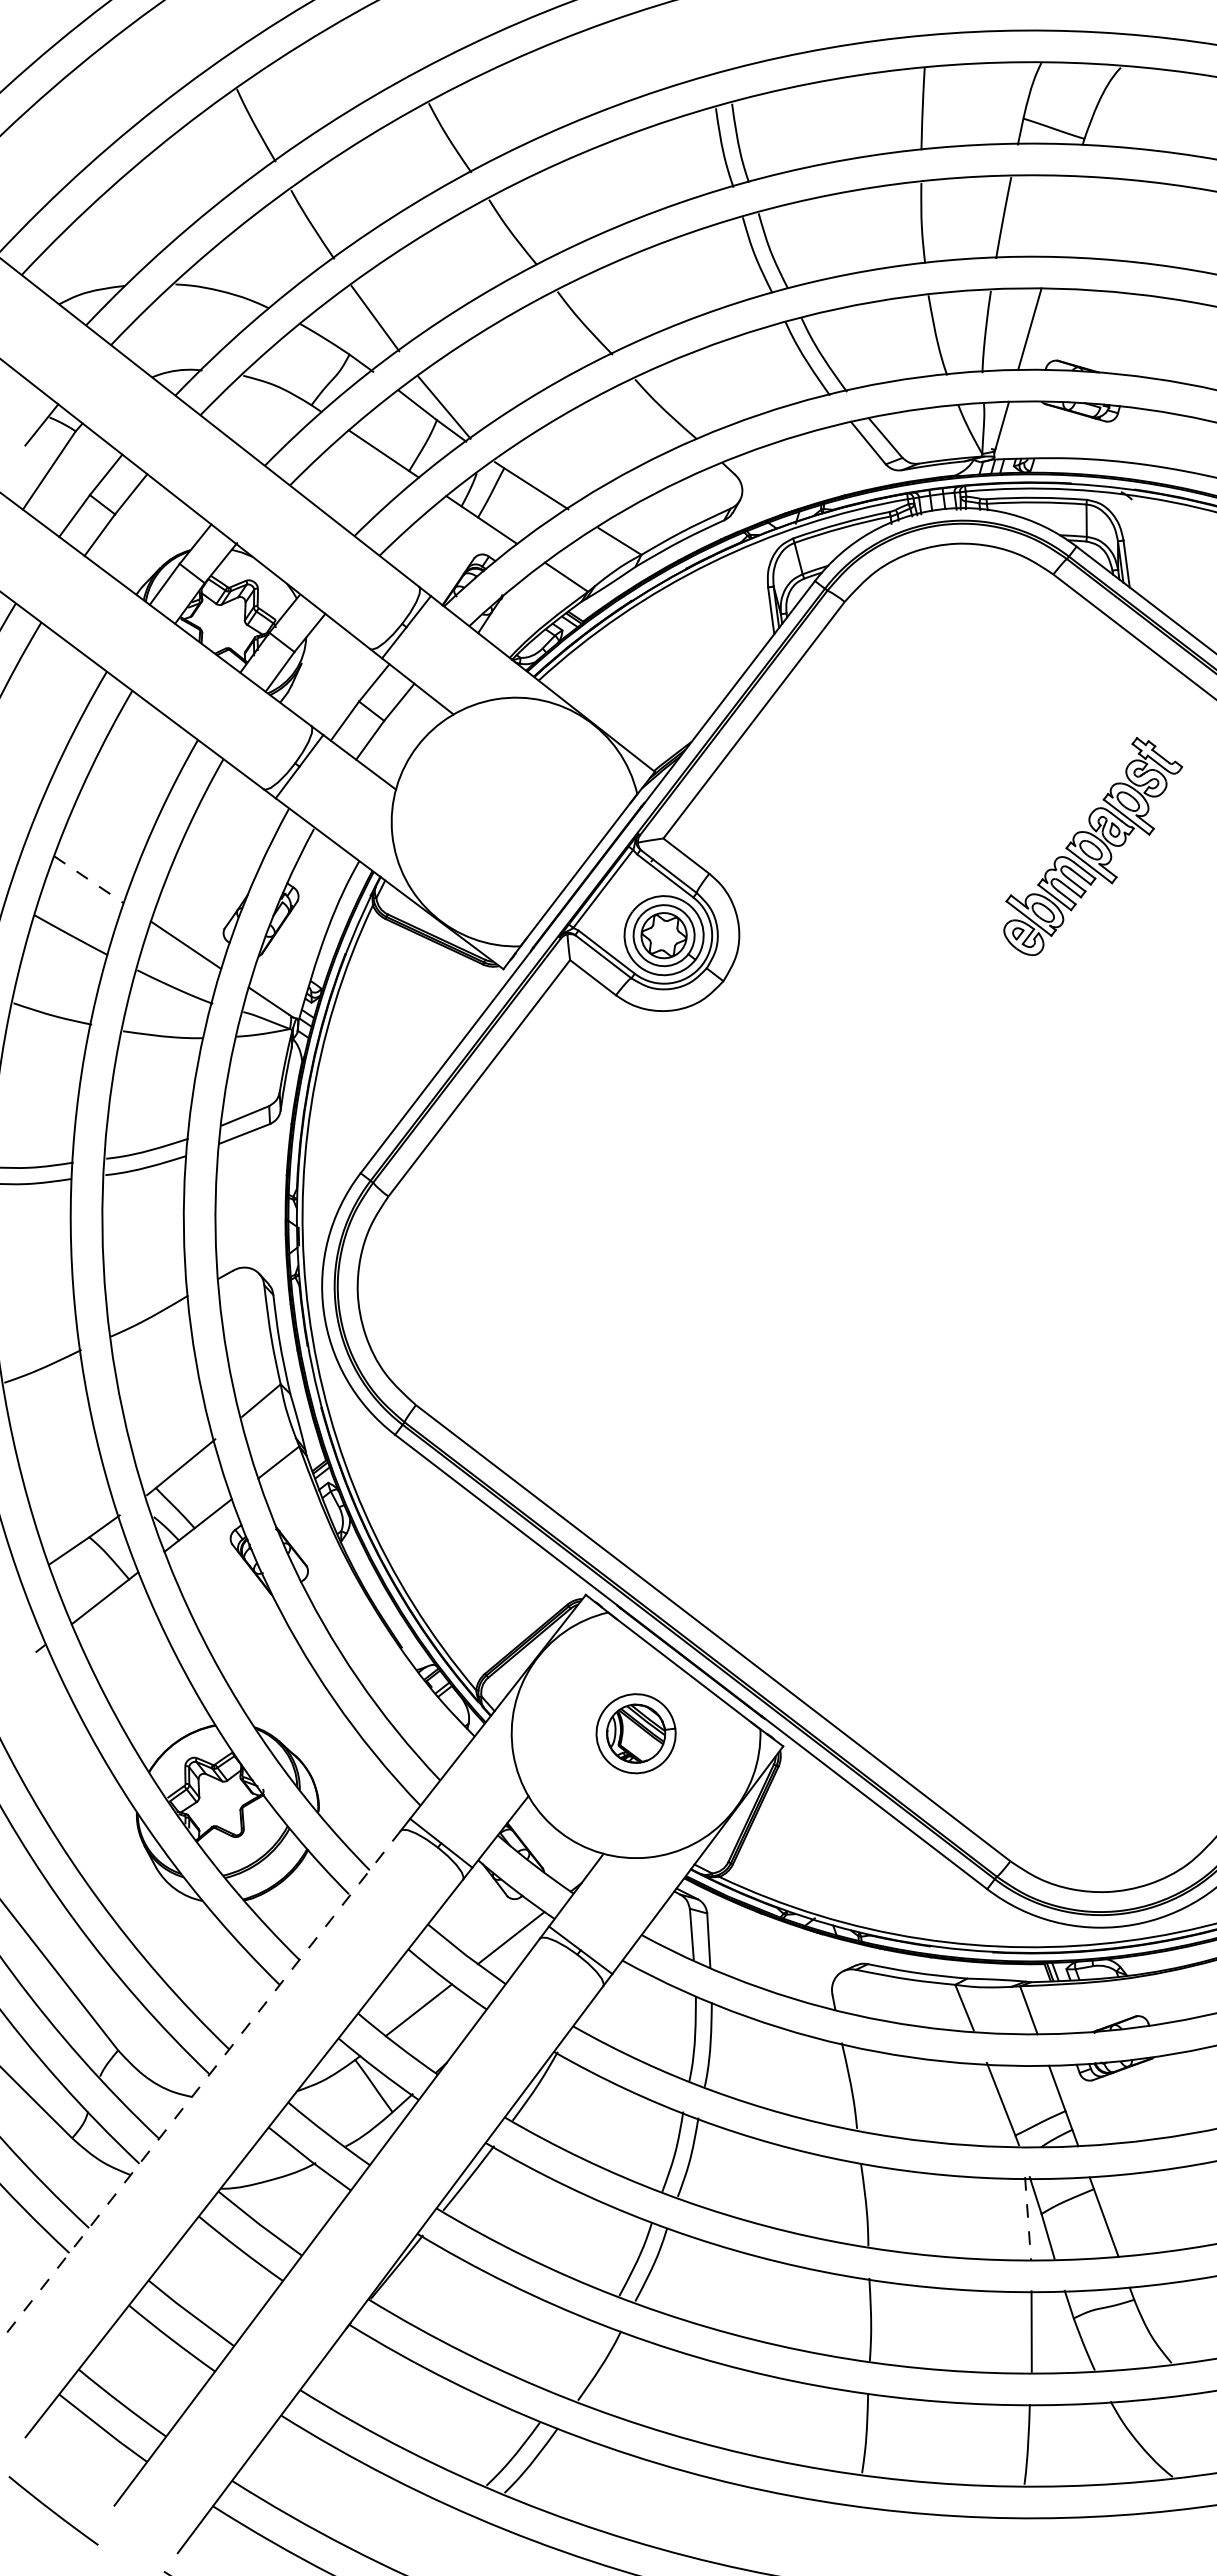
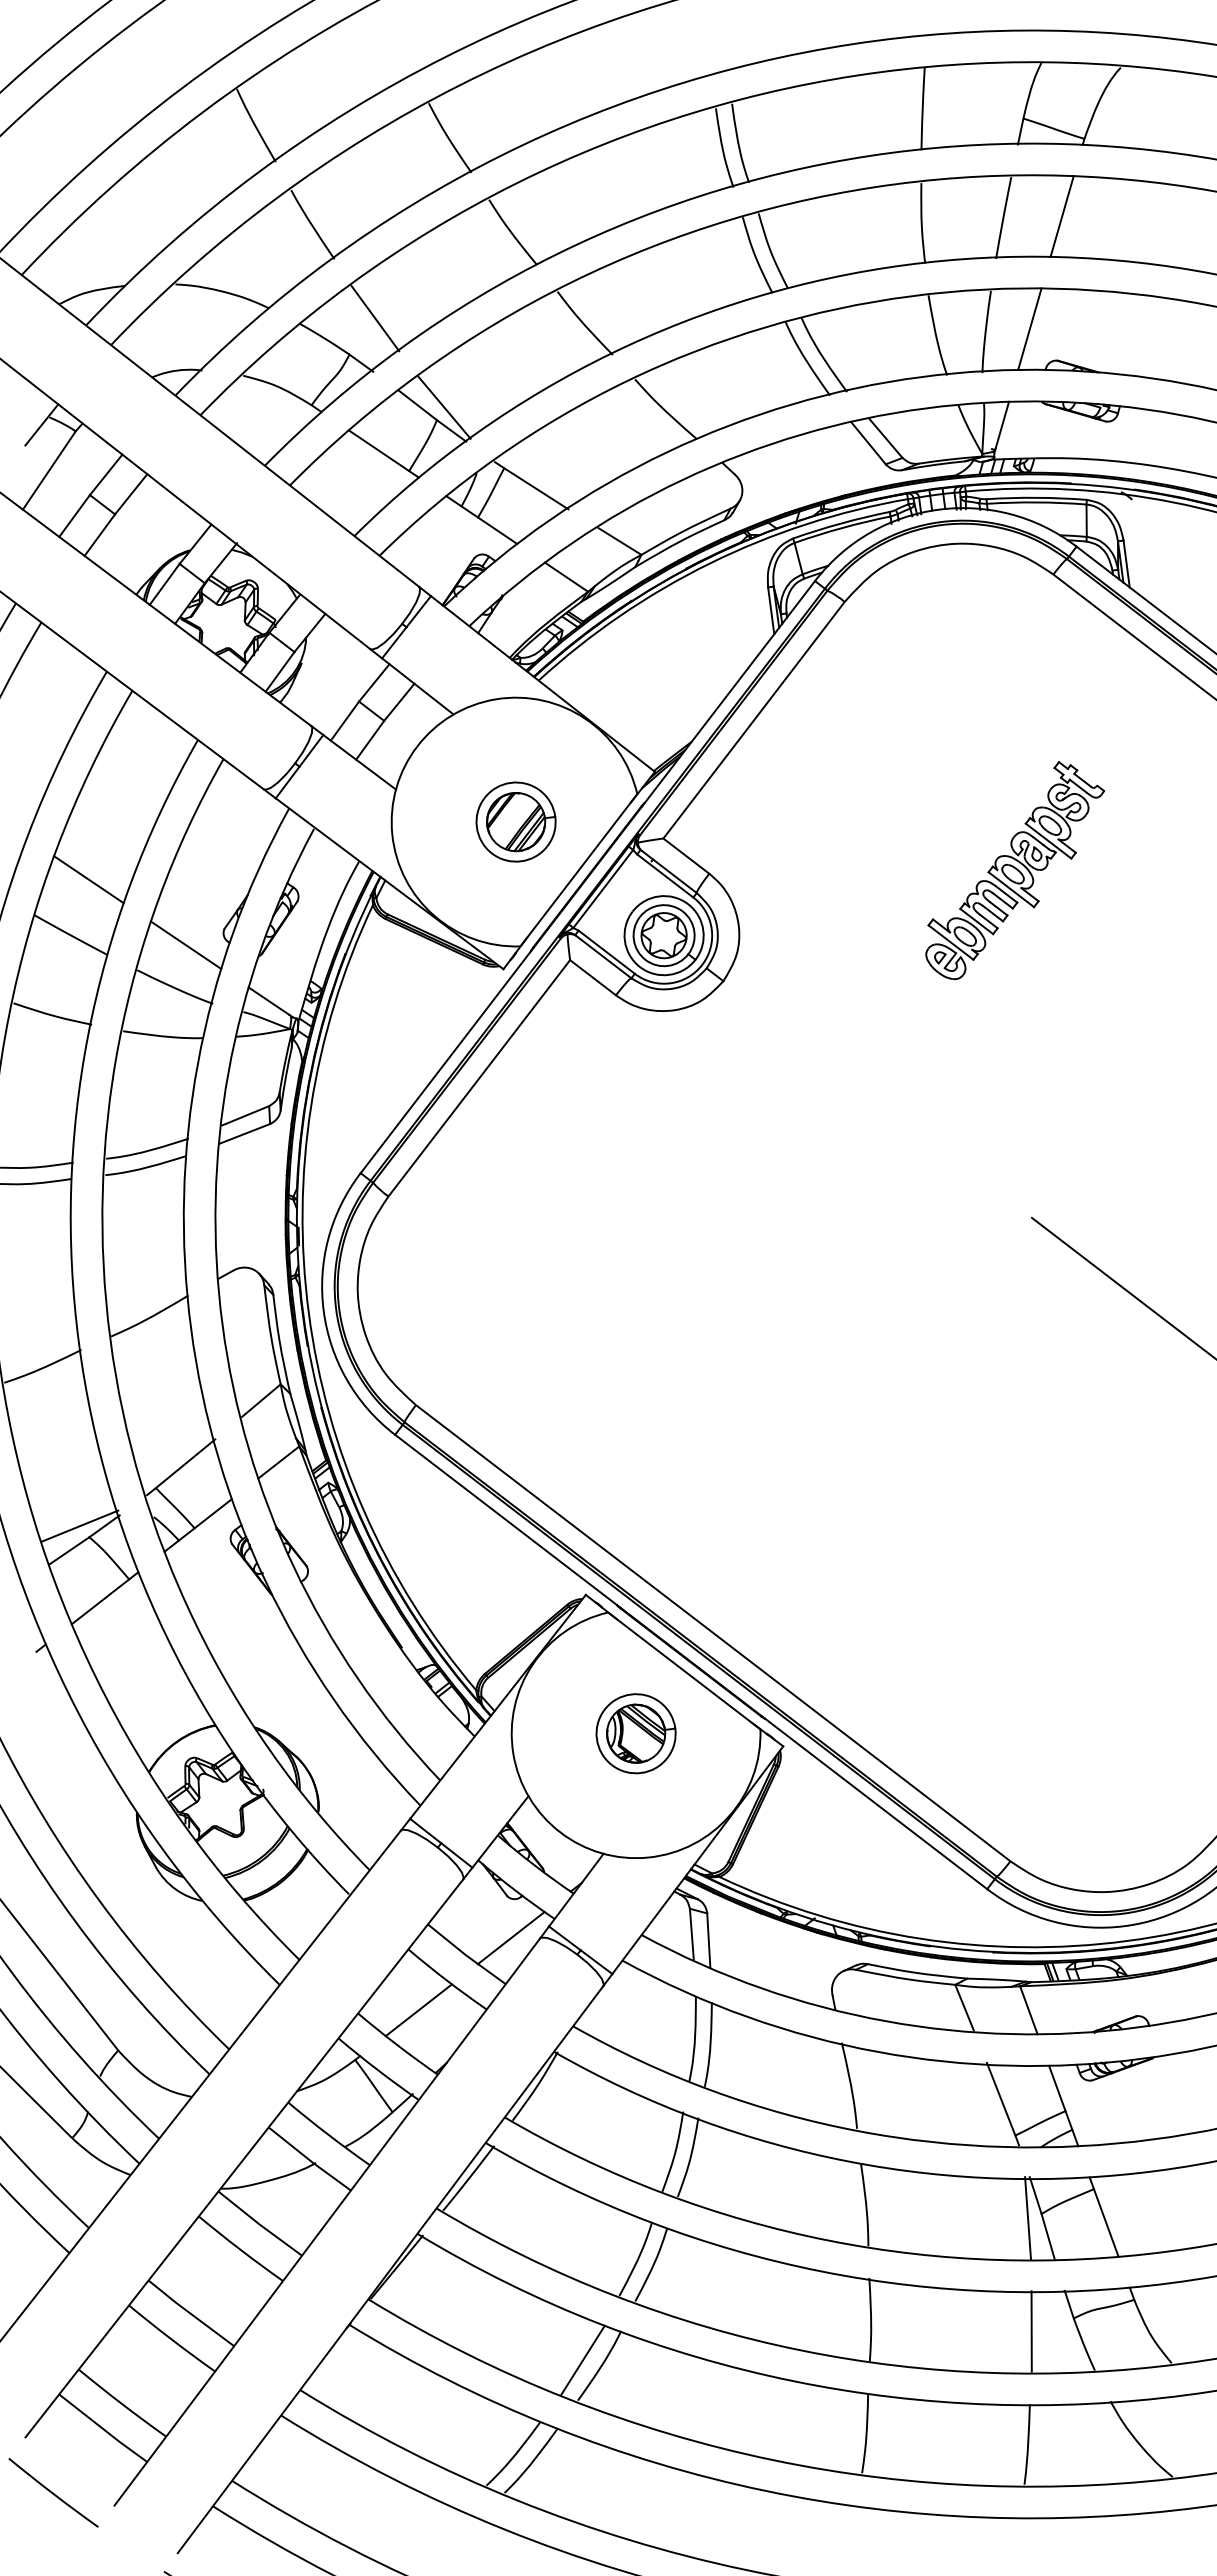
line: none -> present (1061, 216)
part: none -> present (515, 821)
part position: (1093, 846) -> (1015, 870) (1015, 870)
line: dashed -> solid (89, 879)
line: none -> present (1122, 1287)
line: none -> present (79, 1525)
line: dashed -> solid (200, 2086)
line: dashed -> solid (1028, 2218)
line: none -> present (582, 2359)
arc position: (53, 2510) -> (53, 2492) (53, 2492)
